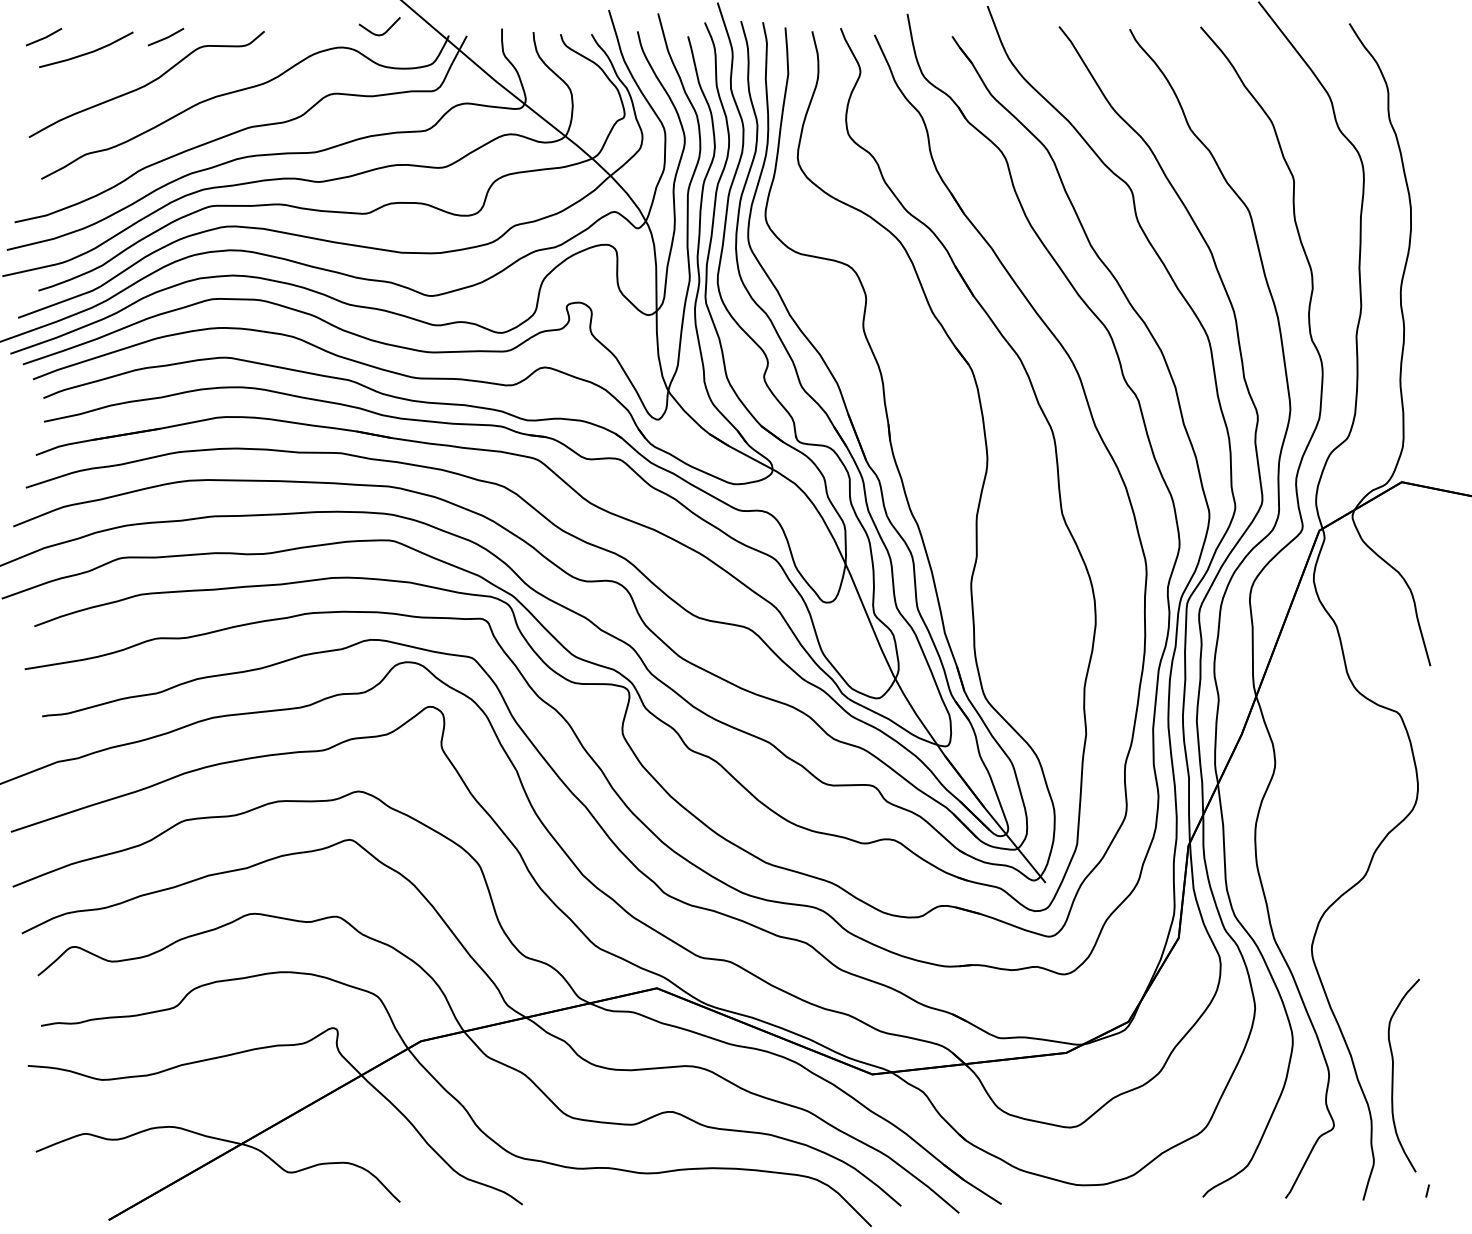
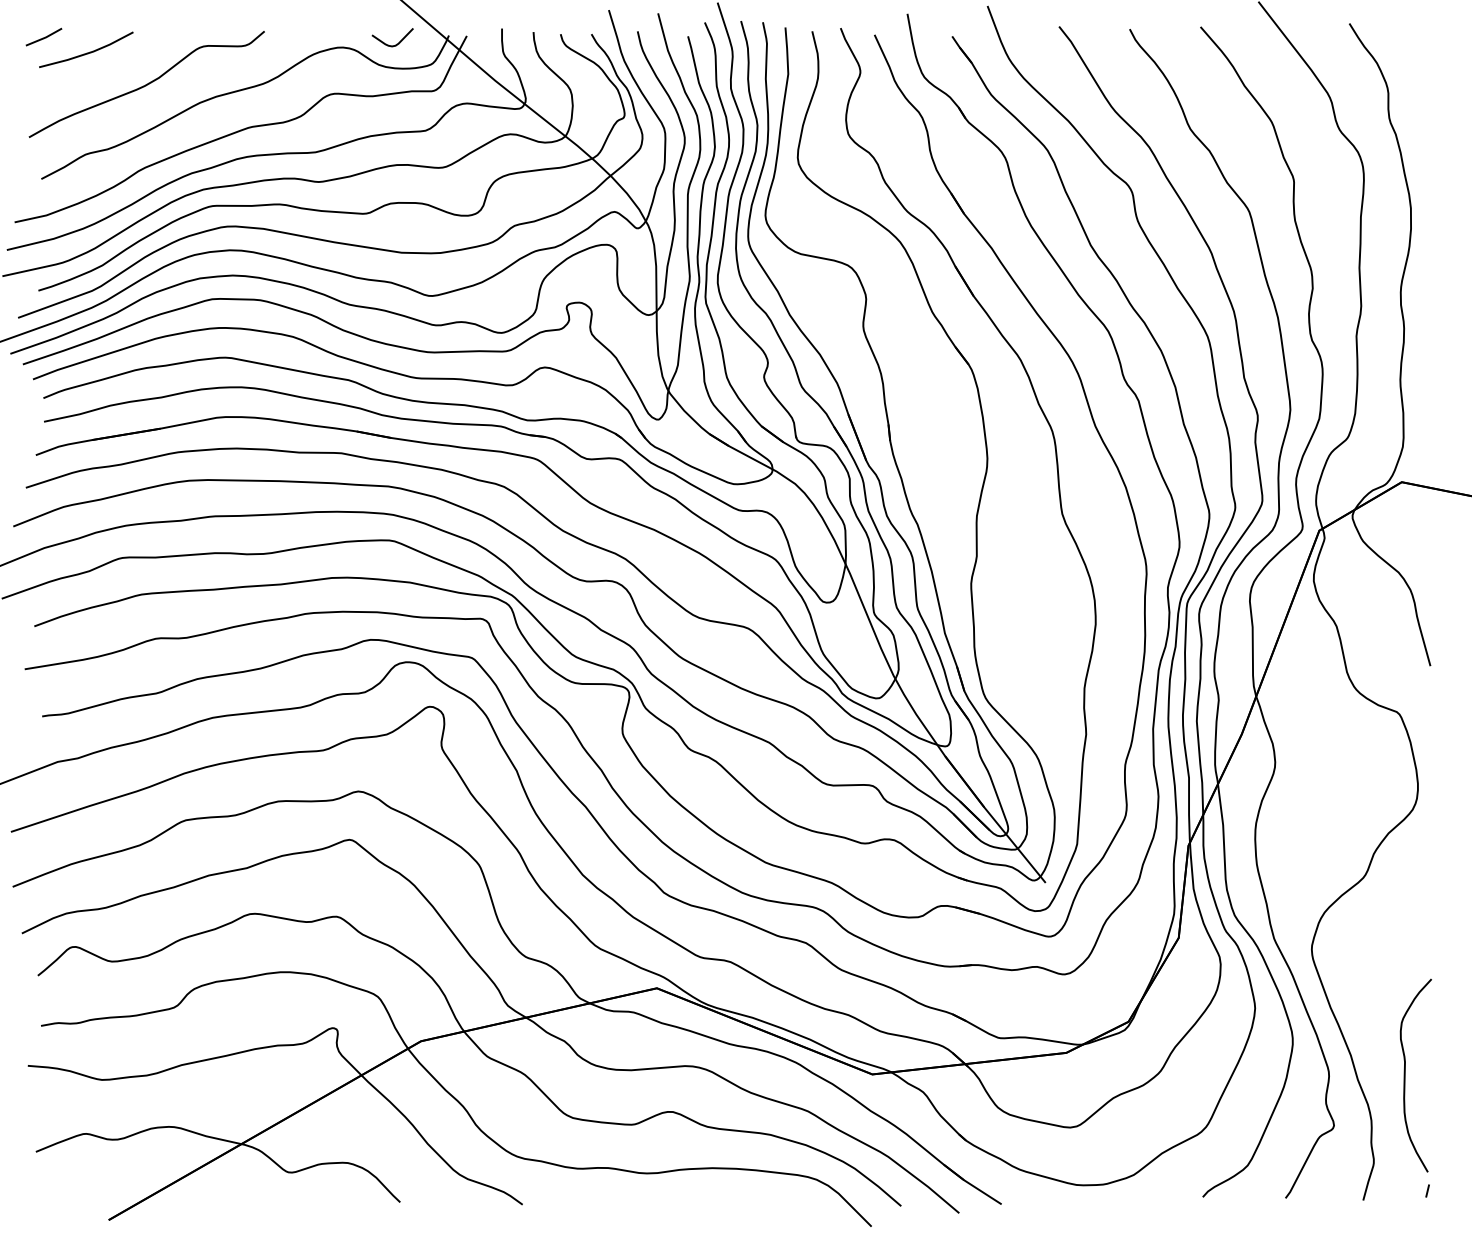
curve position: (382, 33) -> (395, 44) (395, 44)
line: present -> none (165, 37)
curve position: (1393, 1075) -> (1405, 1075) (1405, 1075)
